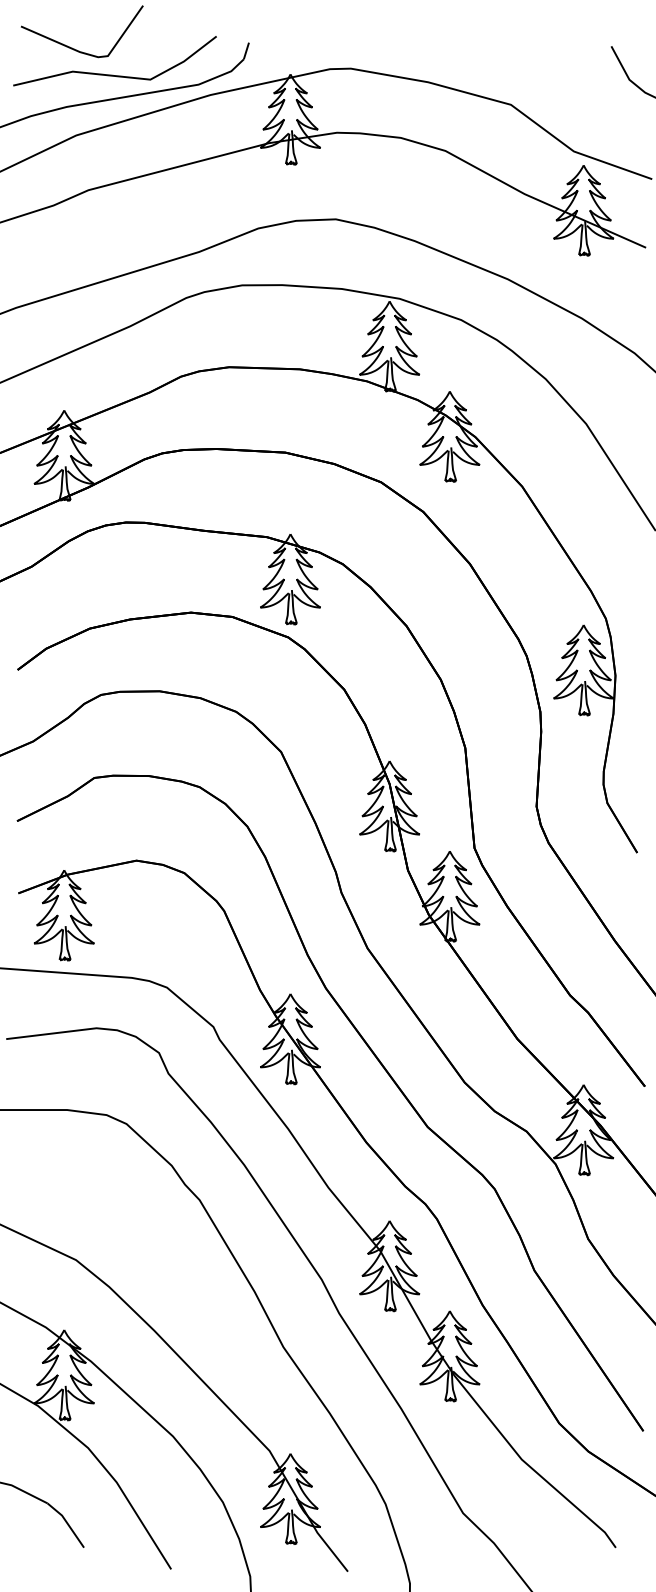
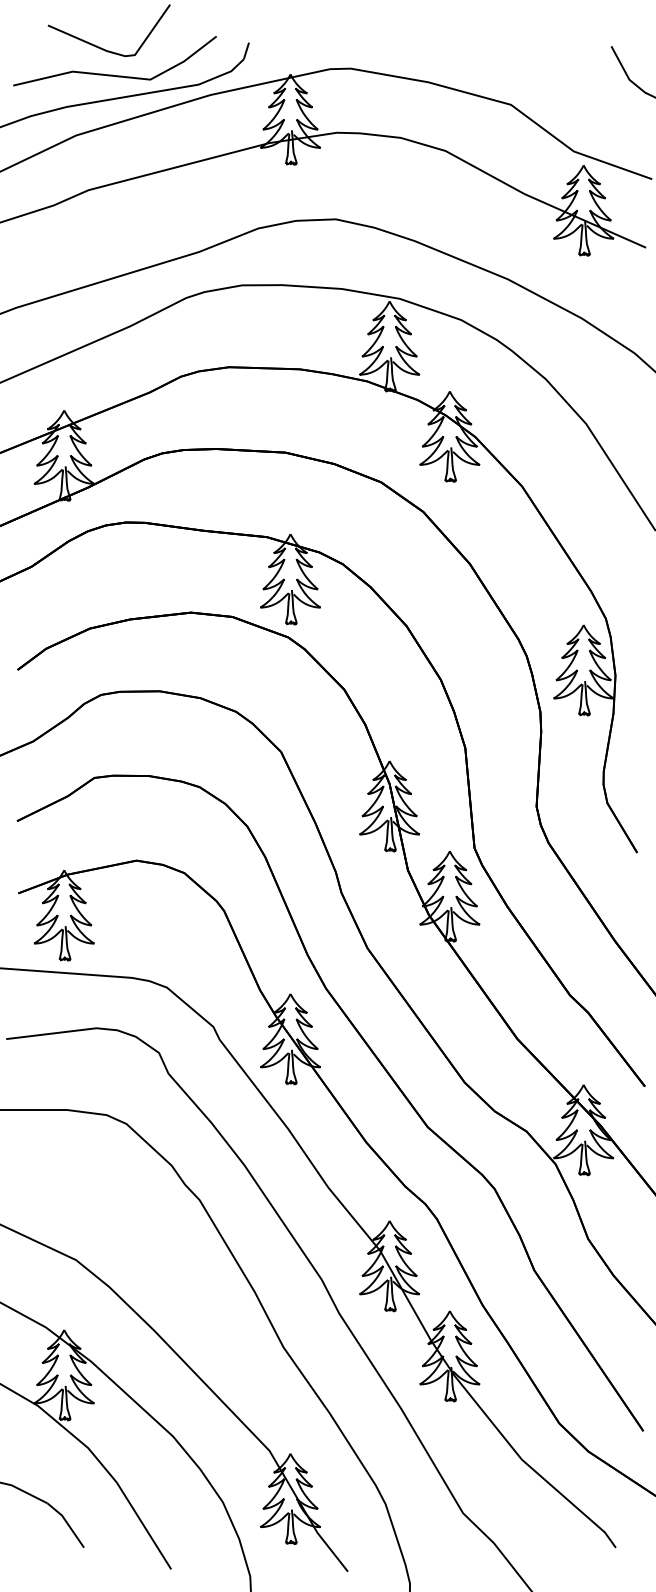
line position: (72, 47) -> (99, 46) (99, 46)
